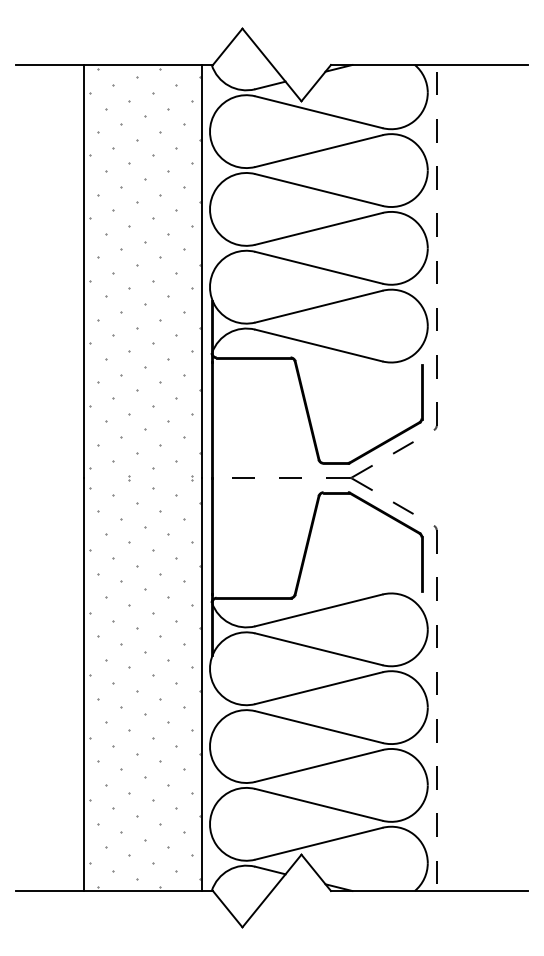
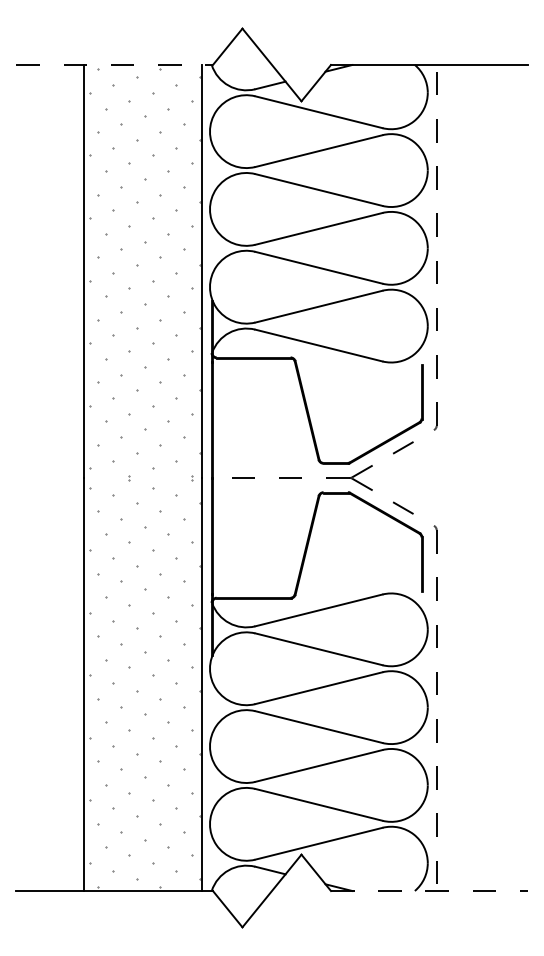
line: solid -> dashed (115, 64)
line: solid -> dashed (429, 891)
